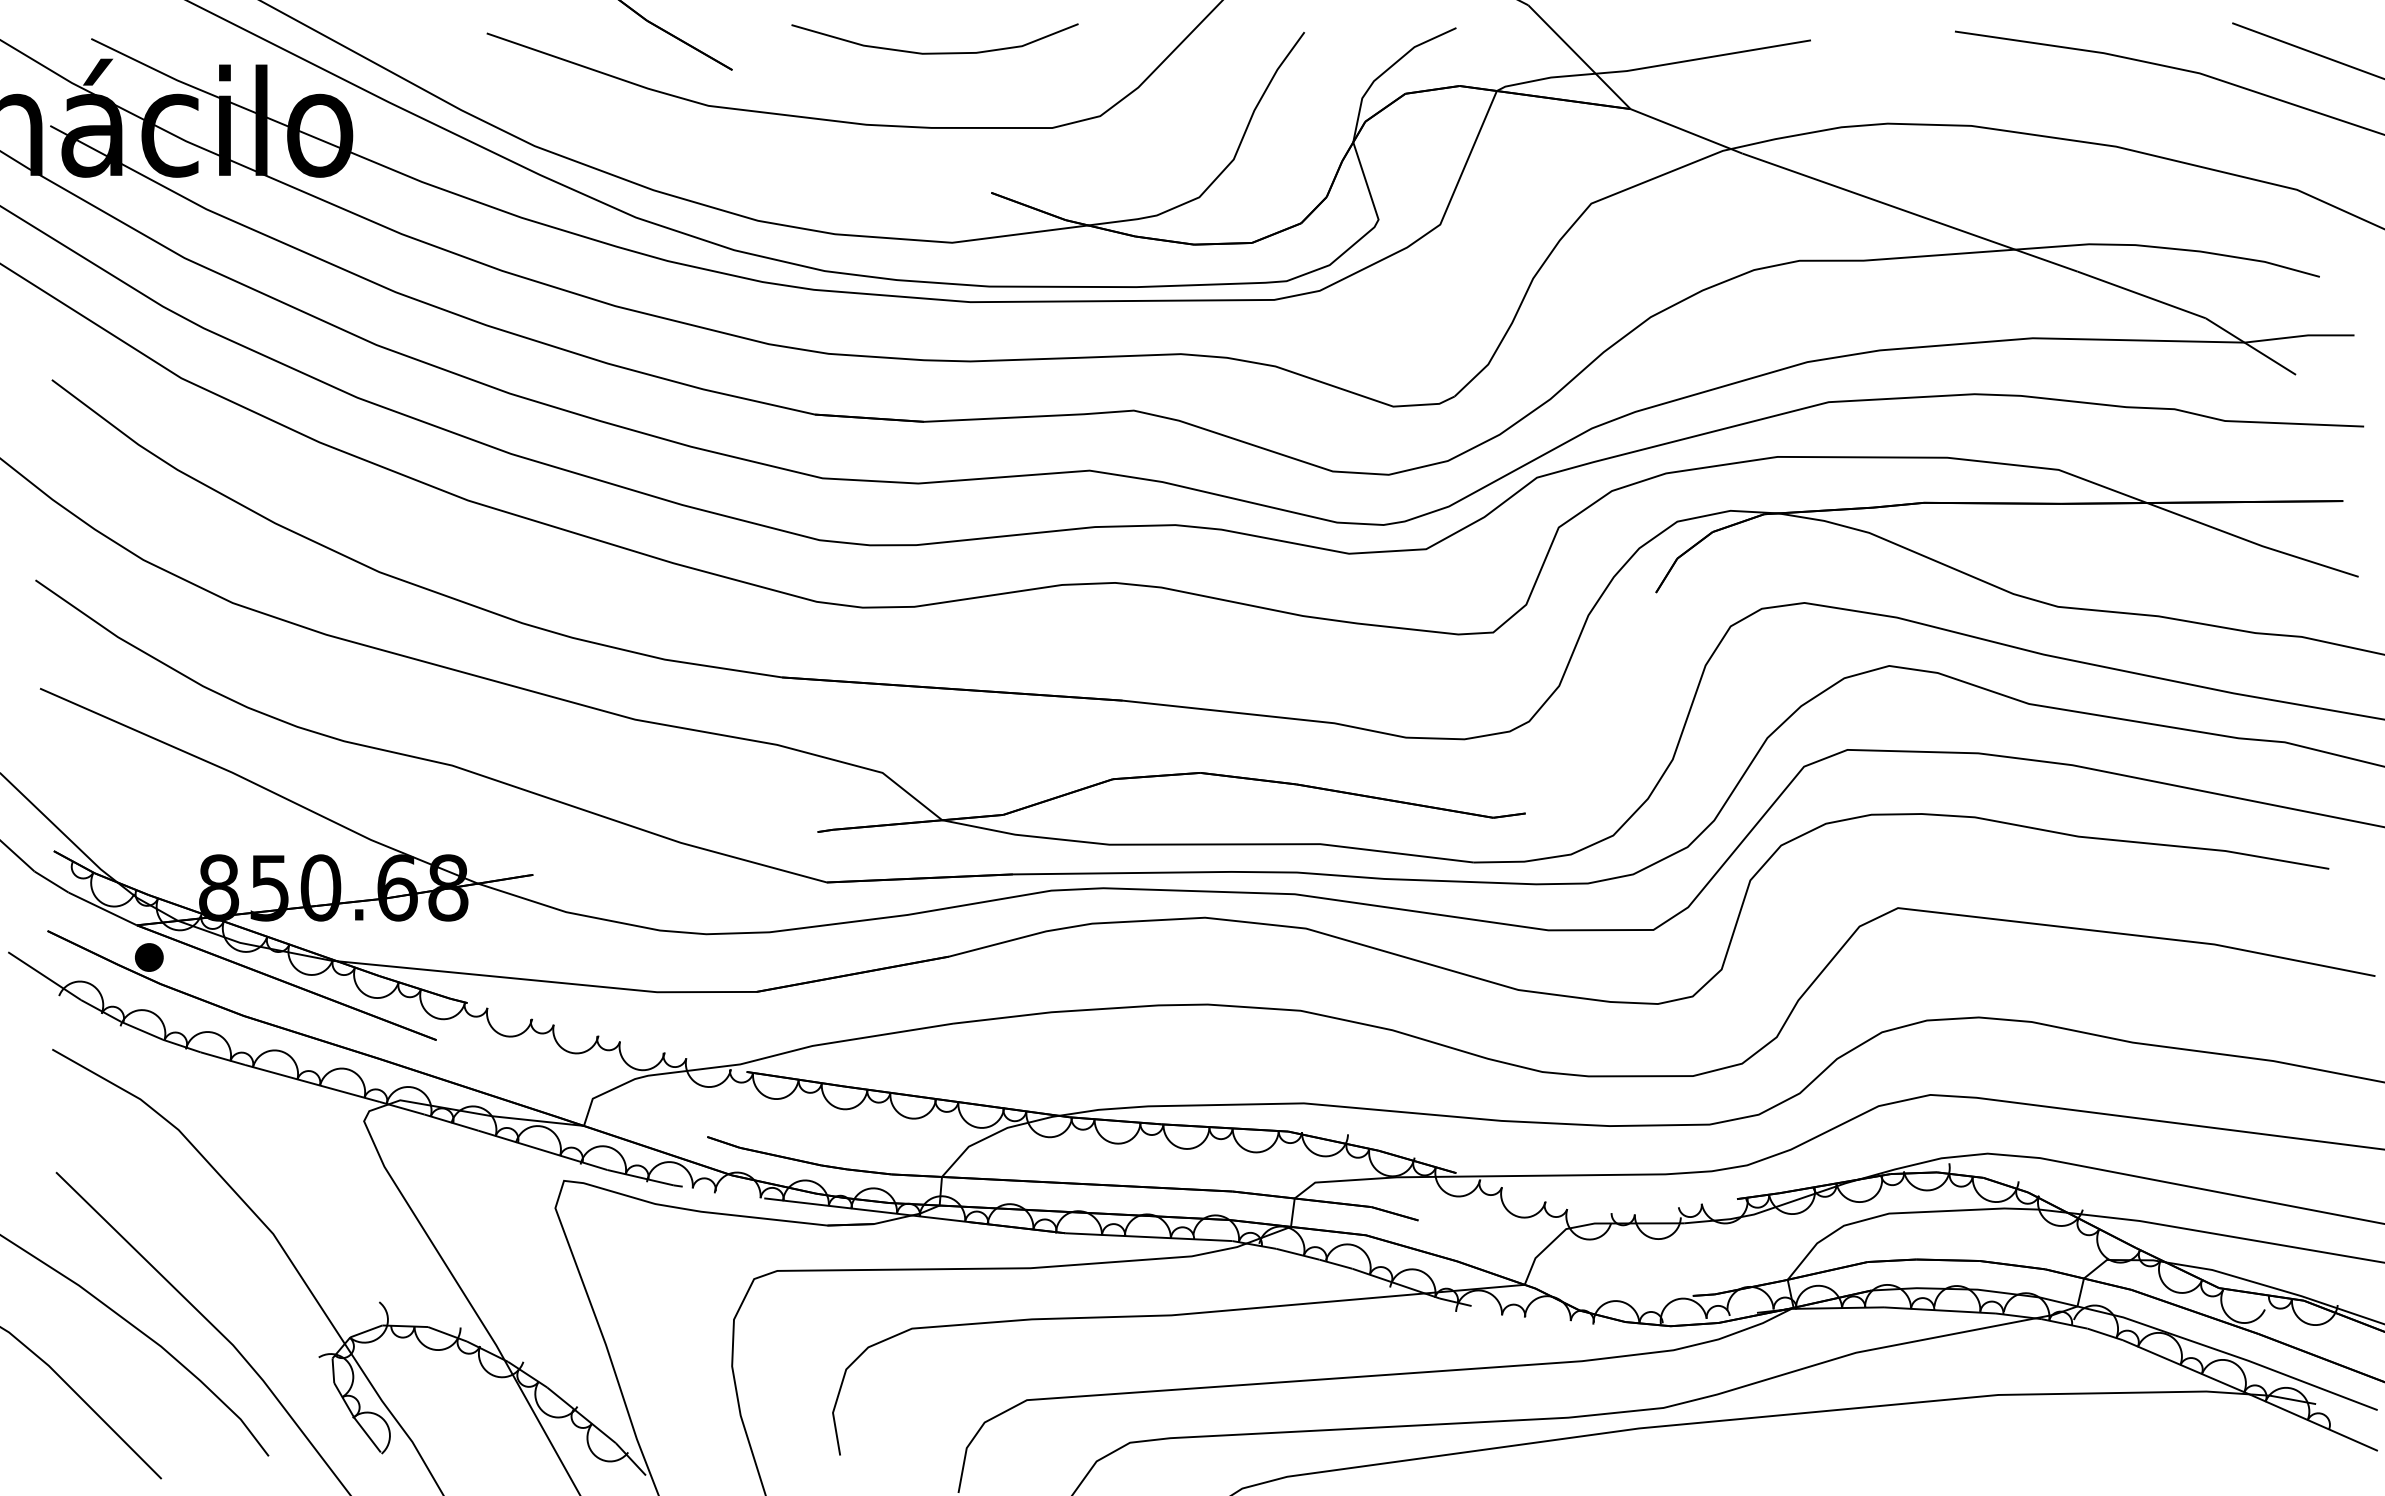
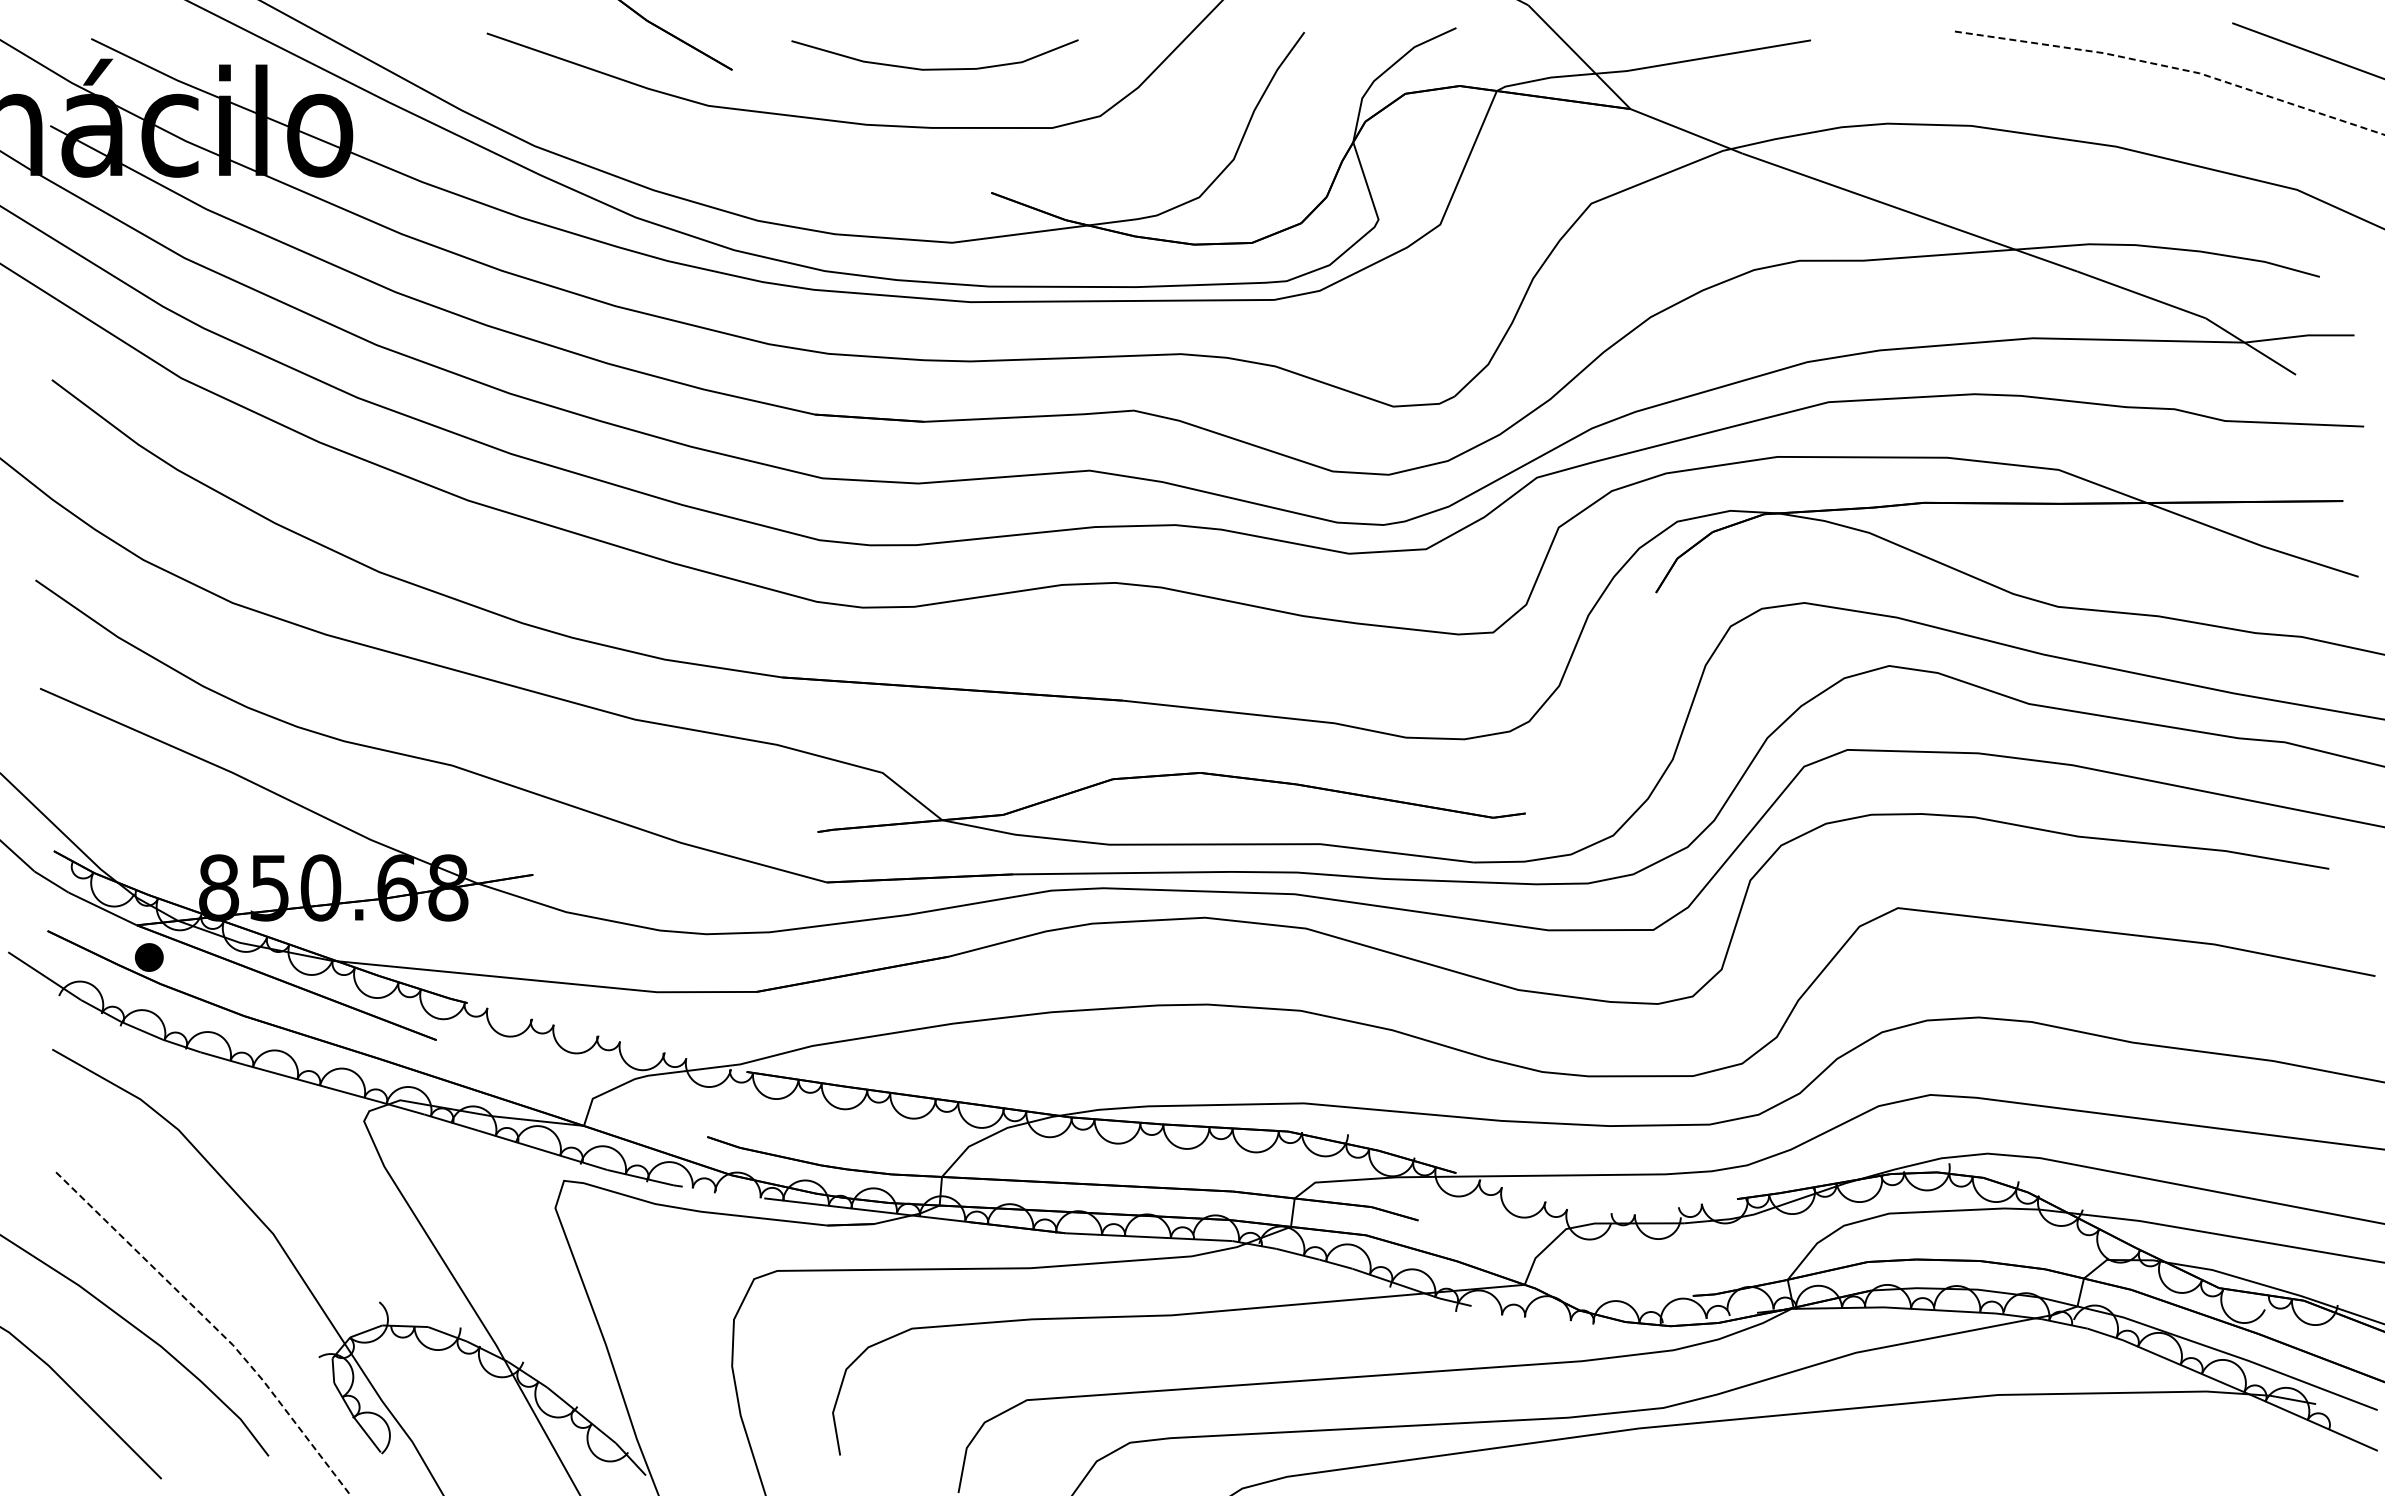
curve position: (934, 52) -> (934, 68) (934, 68)
line: solid -> dashed (2173, 67)
line: solid -> dashed (213, 1326)
